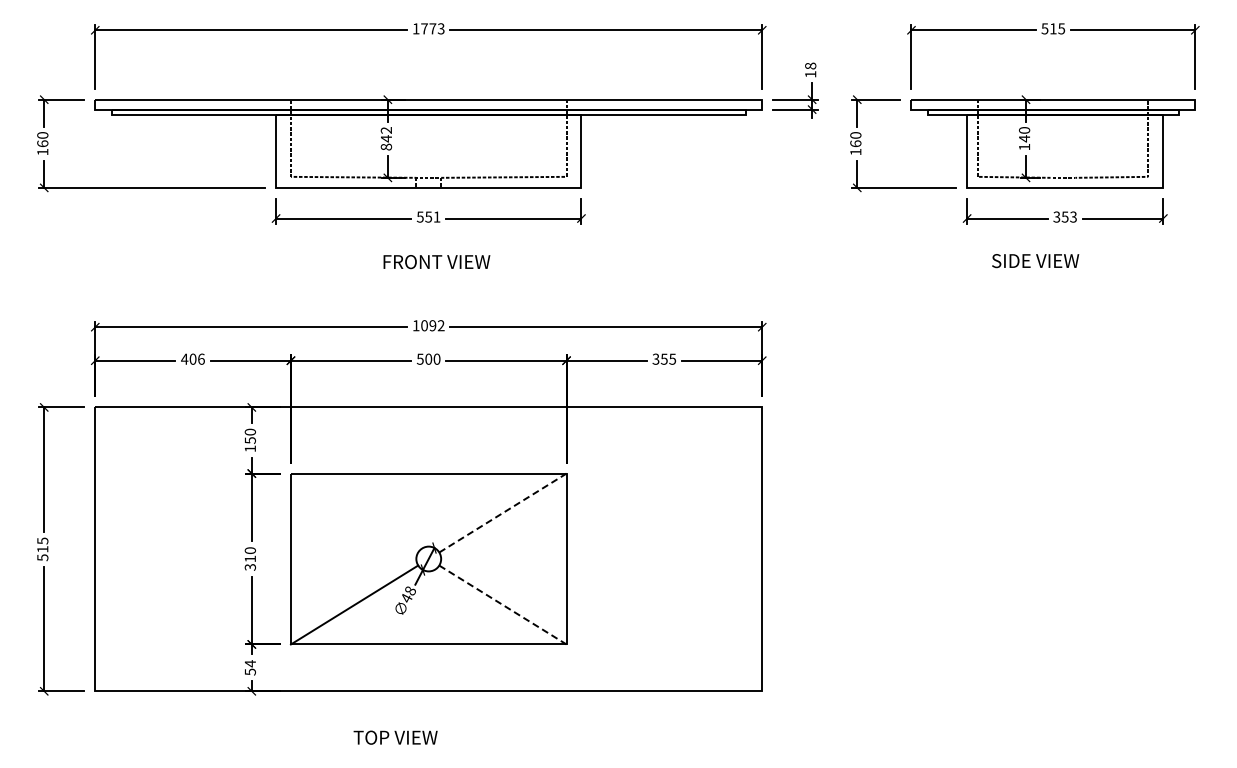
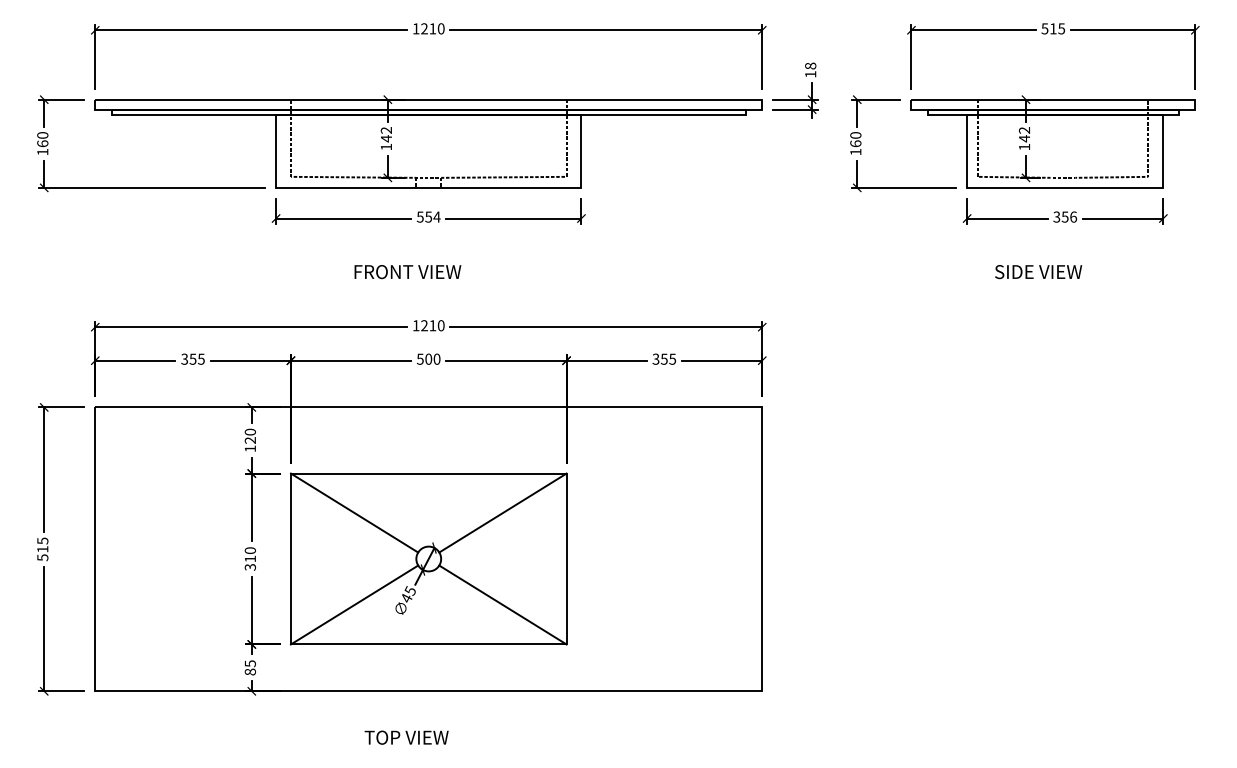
text: 1773 -> 1210 (432, 28)
text: 140 -> 142 (1024, 130)
text: 842 -> 142 (386, 146)
text: 551 -> 554 (436, 216)
text: 353 -> 356 (1073, 216)
text position: (1035, 261) -> (1038, 272) (1038, 272)
text position: (436, 262) -> (407, 272) (407, 272)
text: 1092 -> 1210 (432, 325)
text: 406 -> 355 (192, 358)
text: 150 -> 120 (249, 440)
line: none -> present (354, 512)
line: dashed -> solid (502, 513)
text: 48 -> 45 (409, 590)
line: dashed -> solid (502, 605)
text: 54 -> 85 (249, 667)
text position: (395, 737) -> (406, 737) (406, 737)
